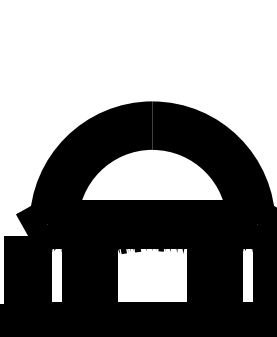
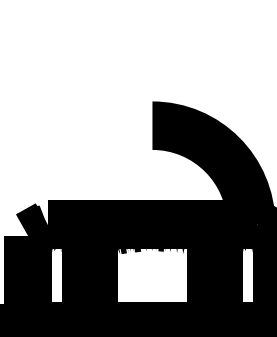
fill: present -> none (90, 162)
